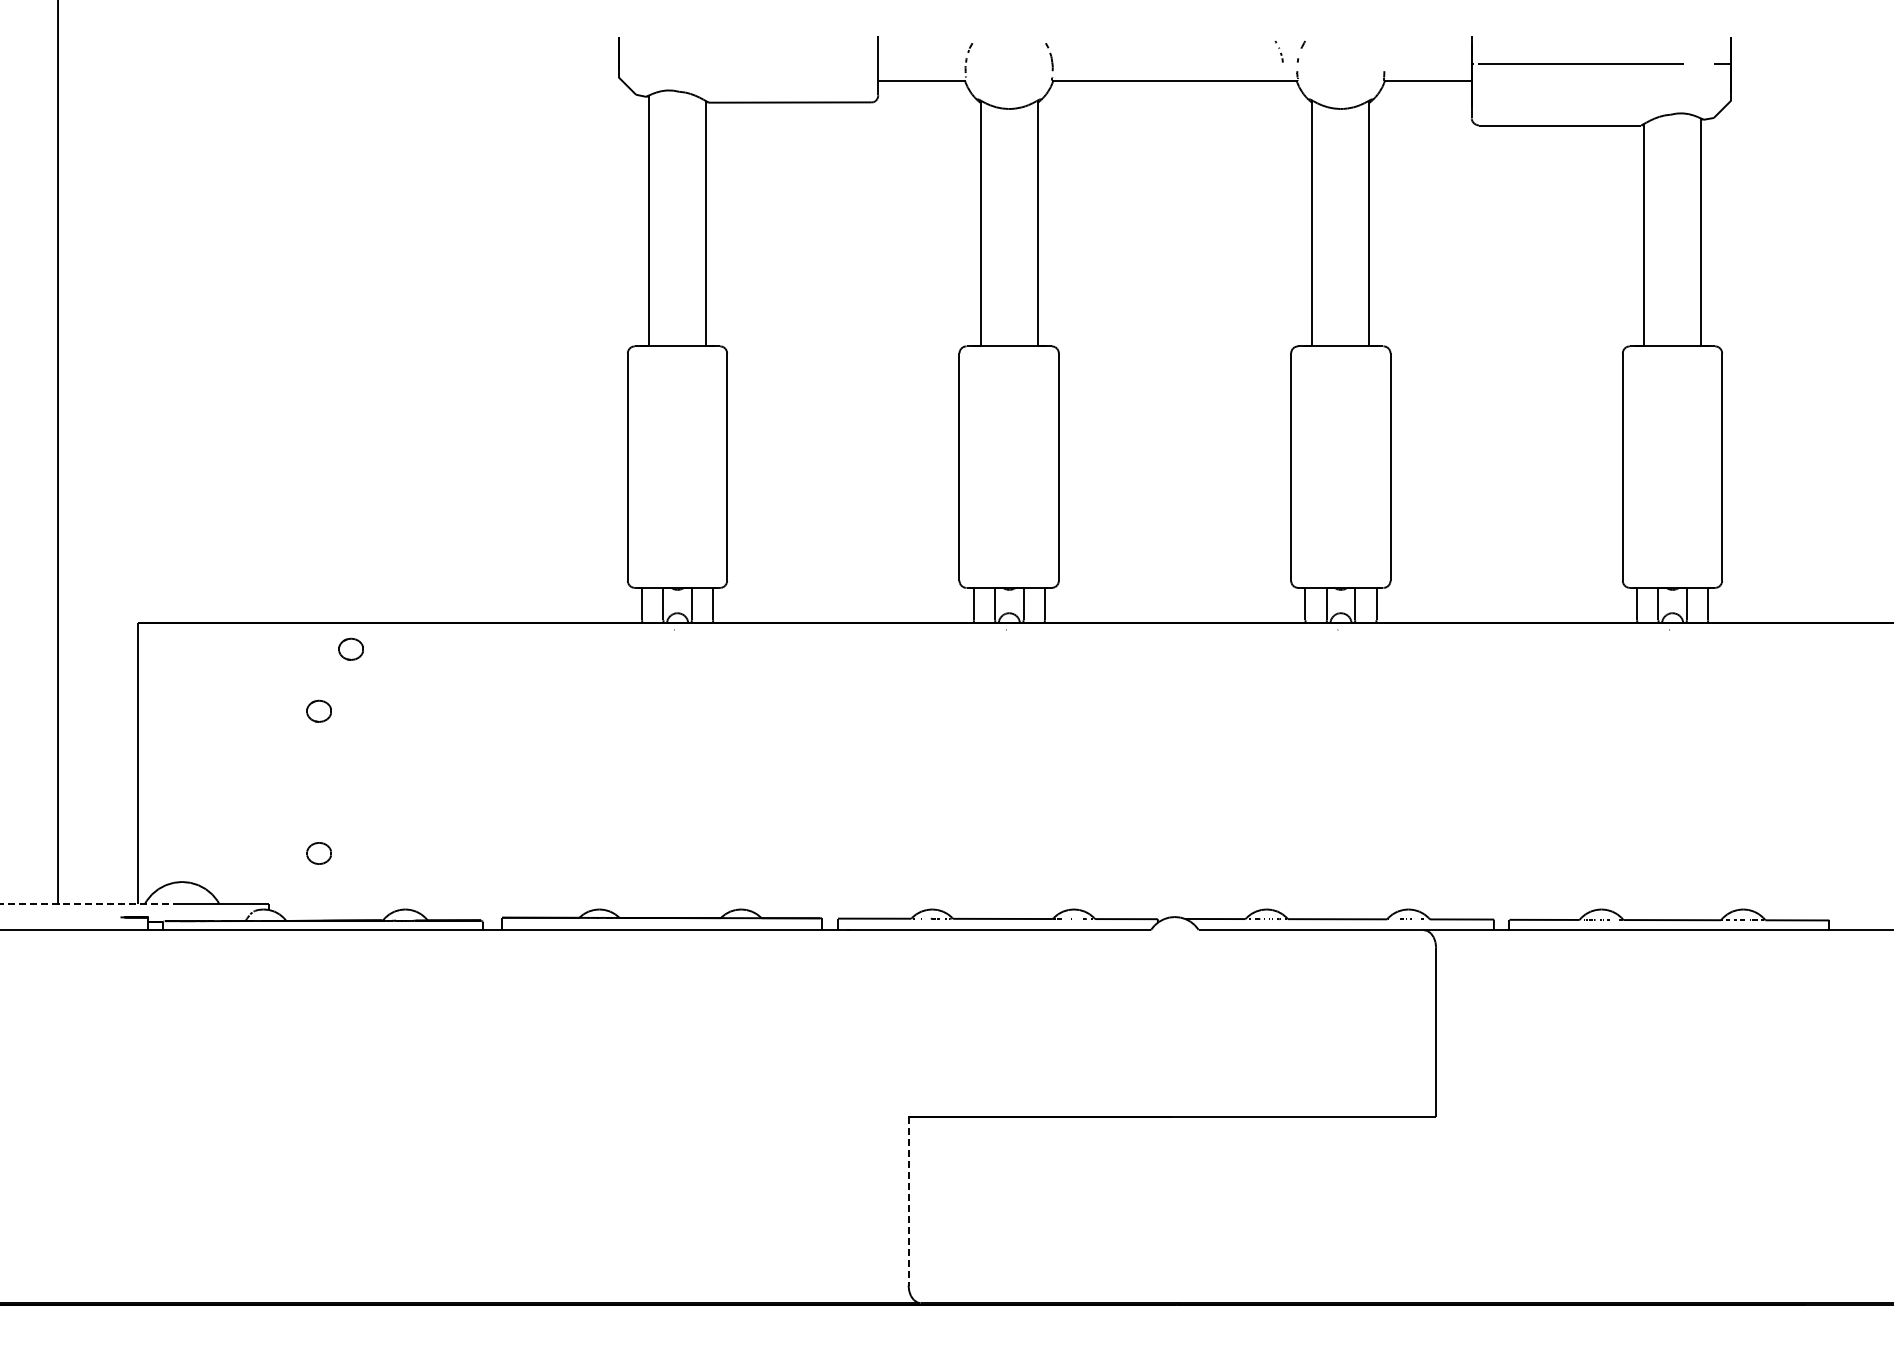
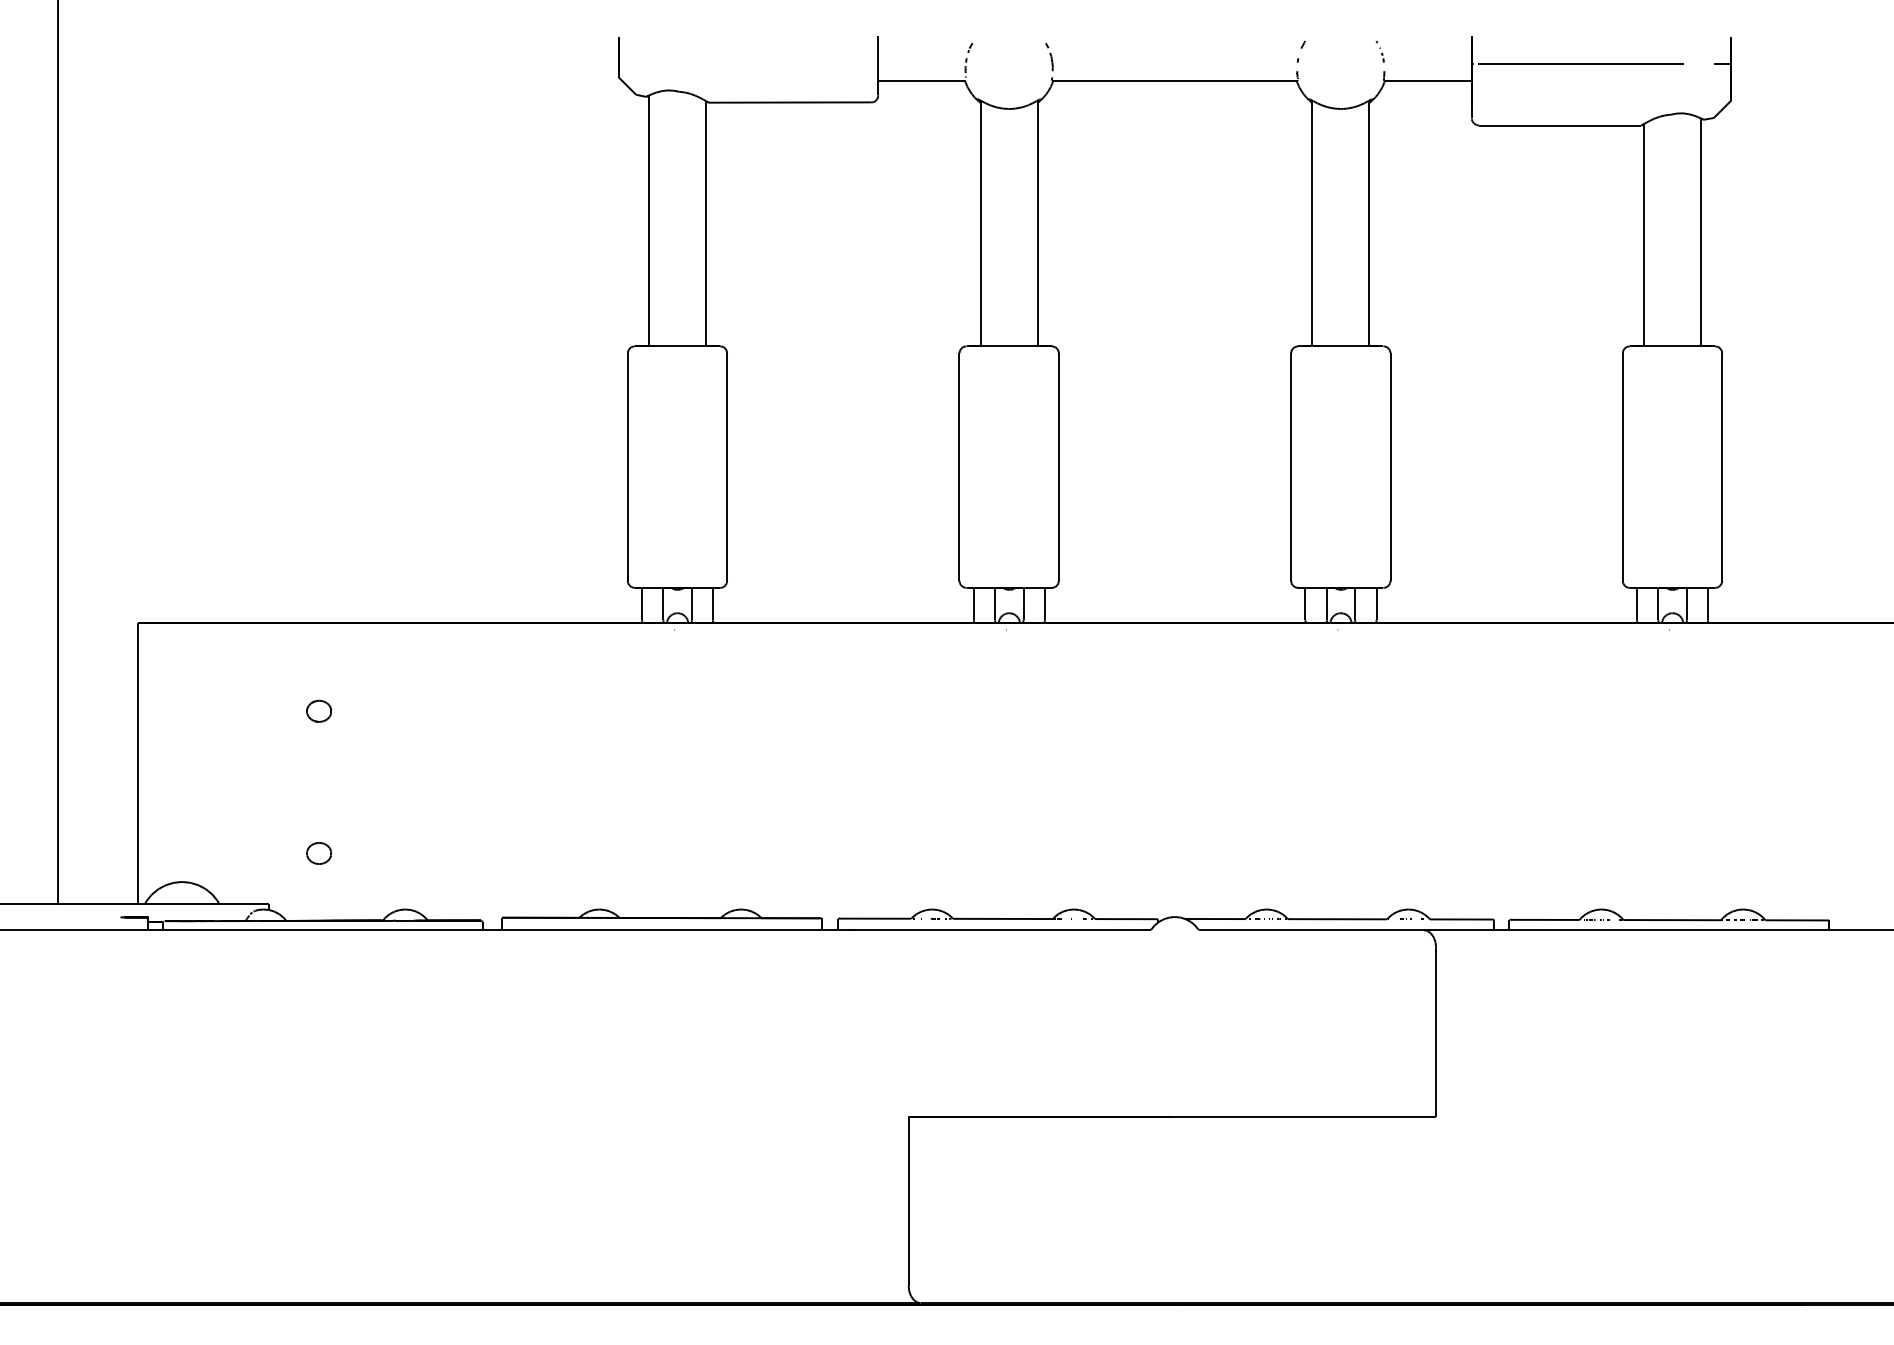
part position: (1278, 51) -> (1379, 51) (1379, 51)
part: present -> none (350, 648)
line: dashed -> solid (90, 904)
line: dashed -> solid (908, 1201)
